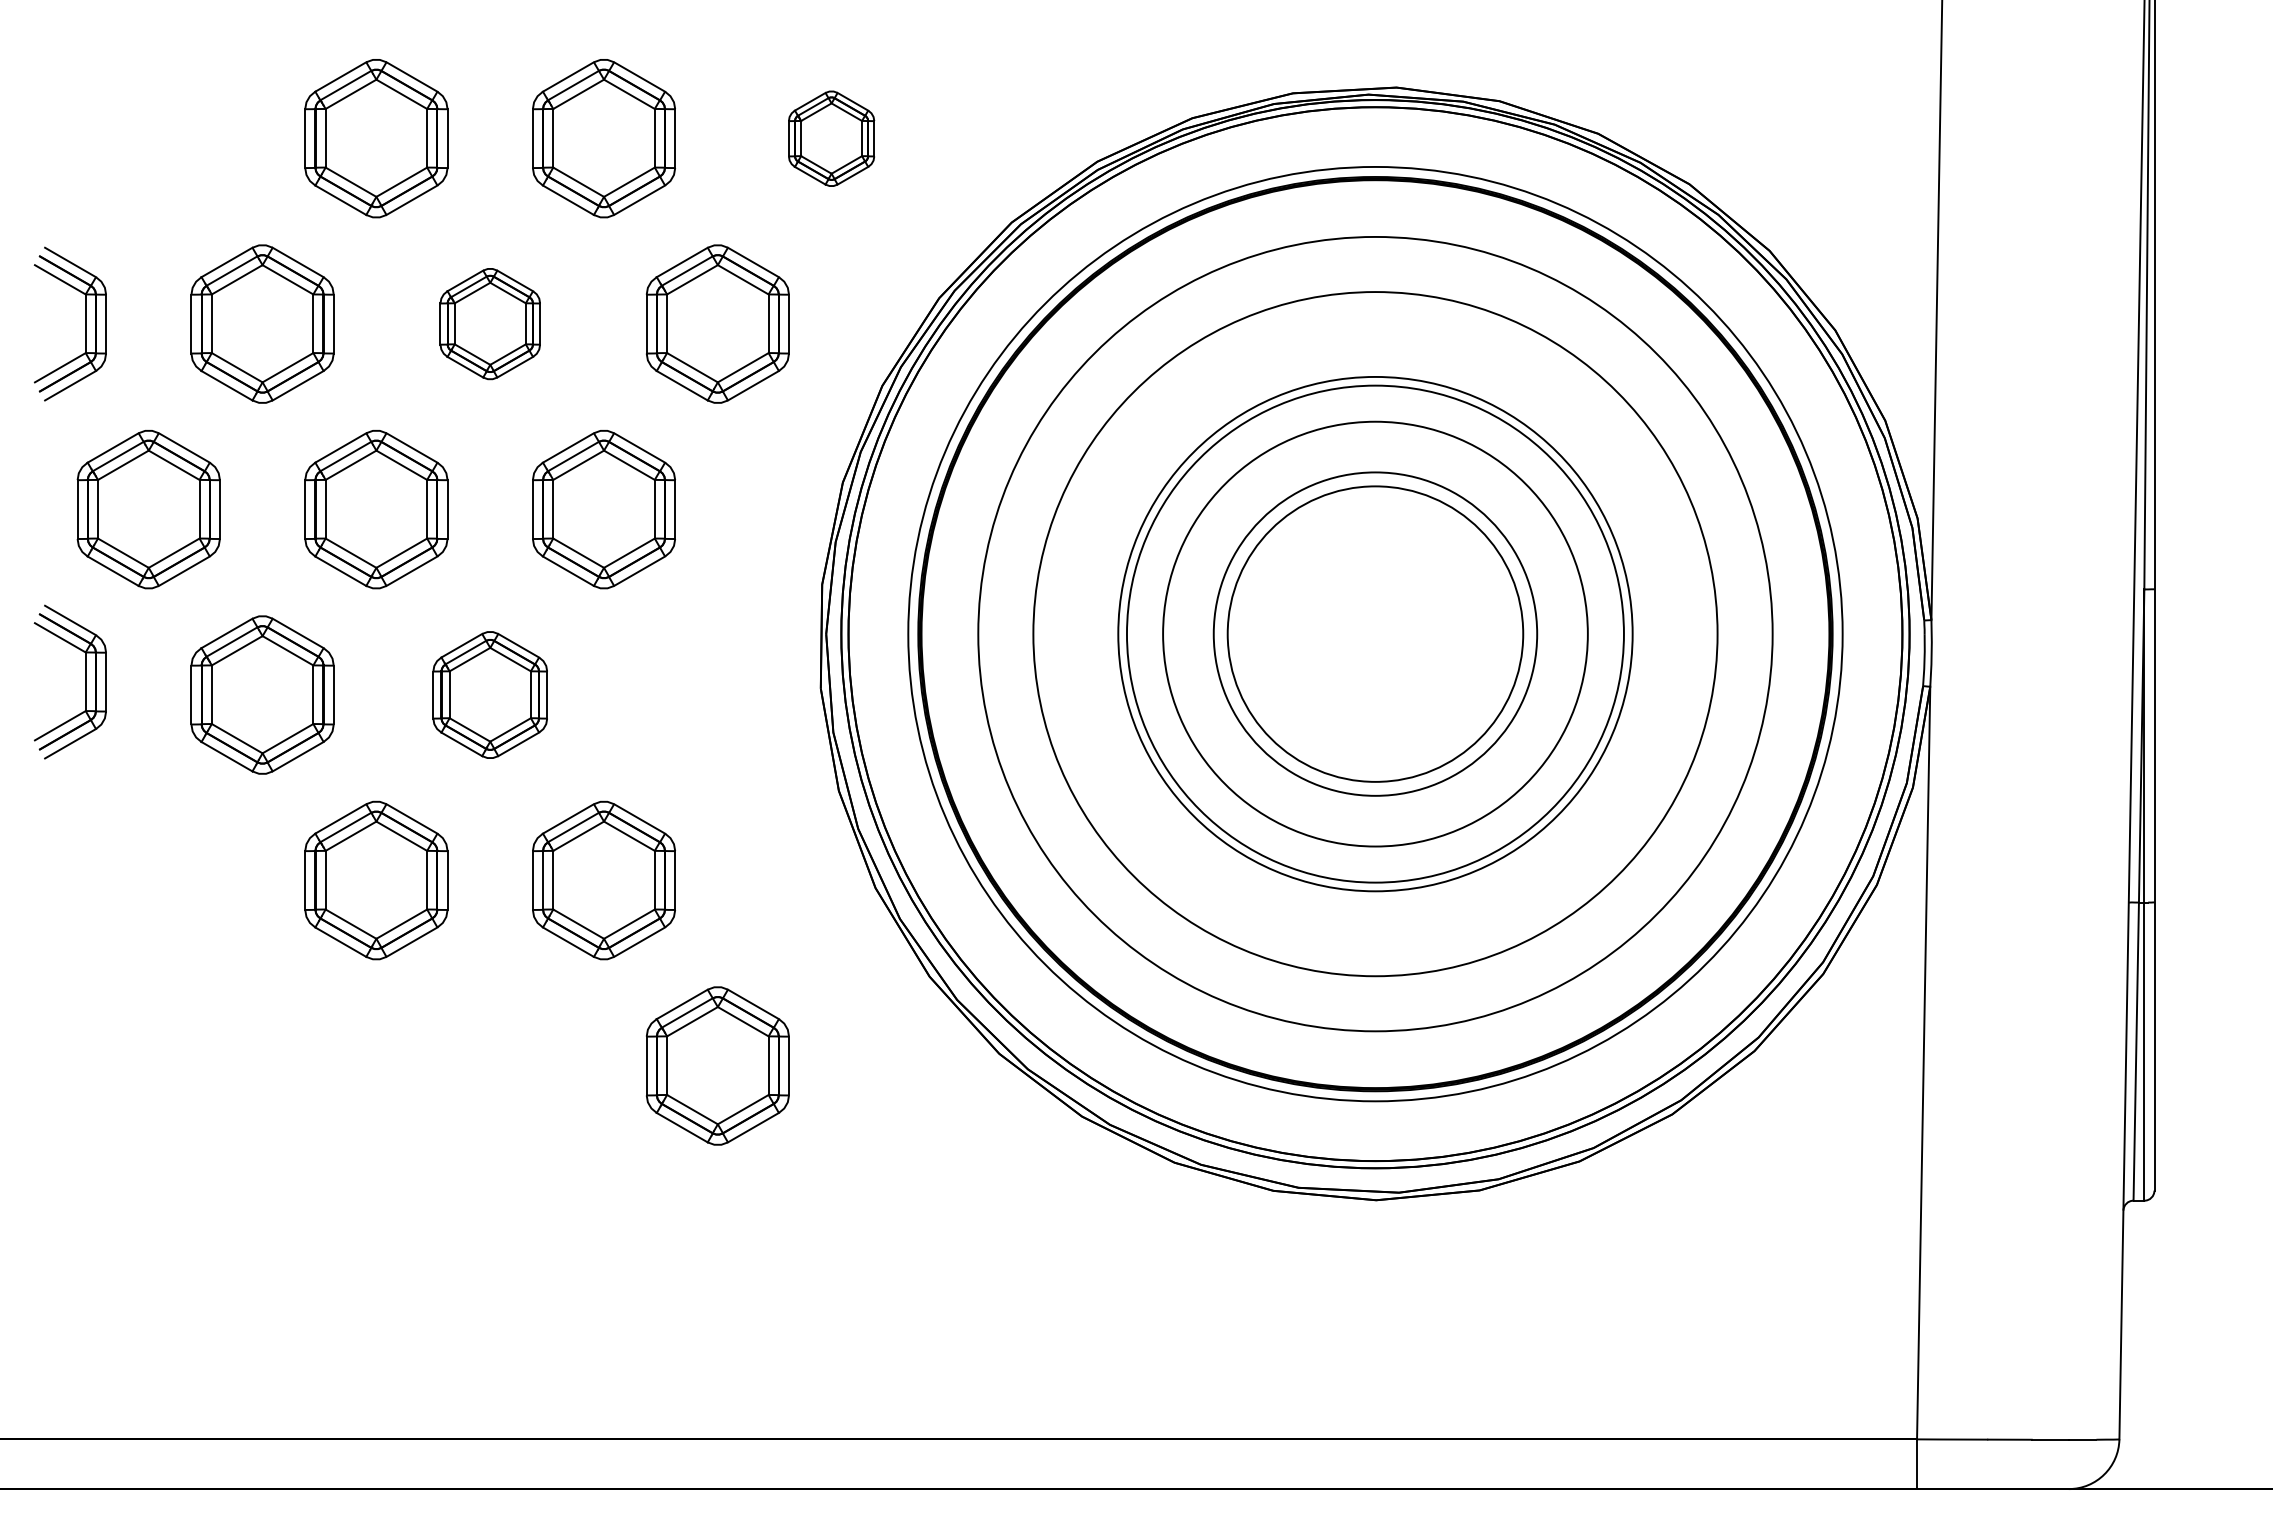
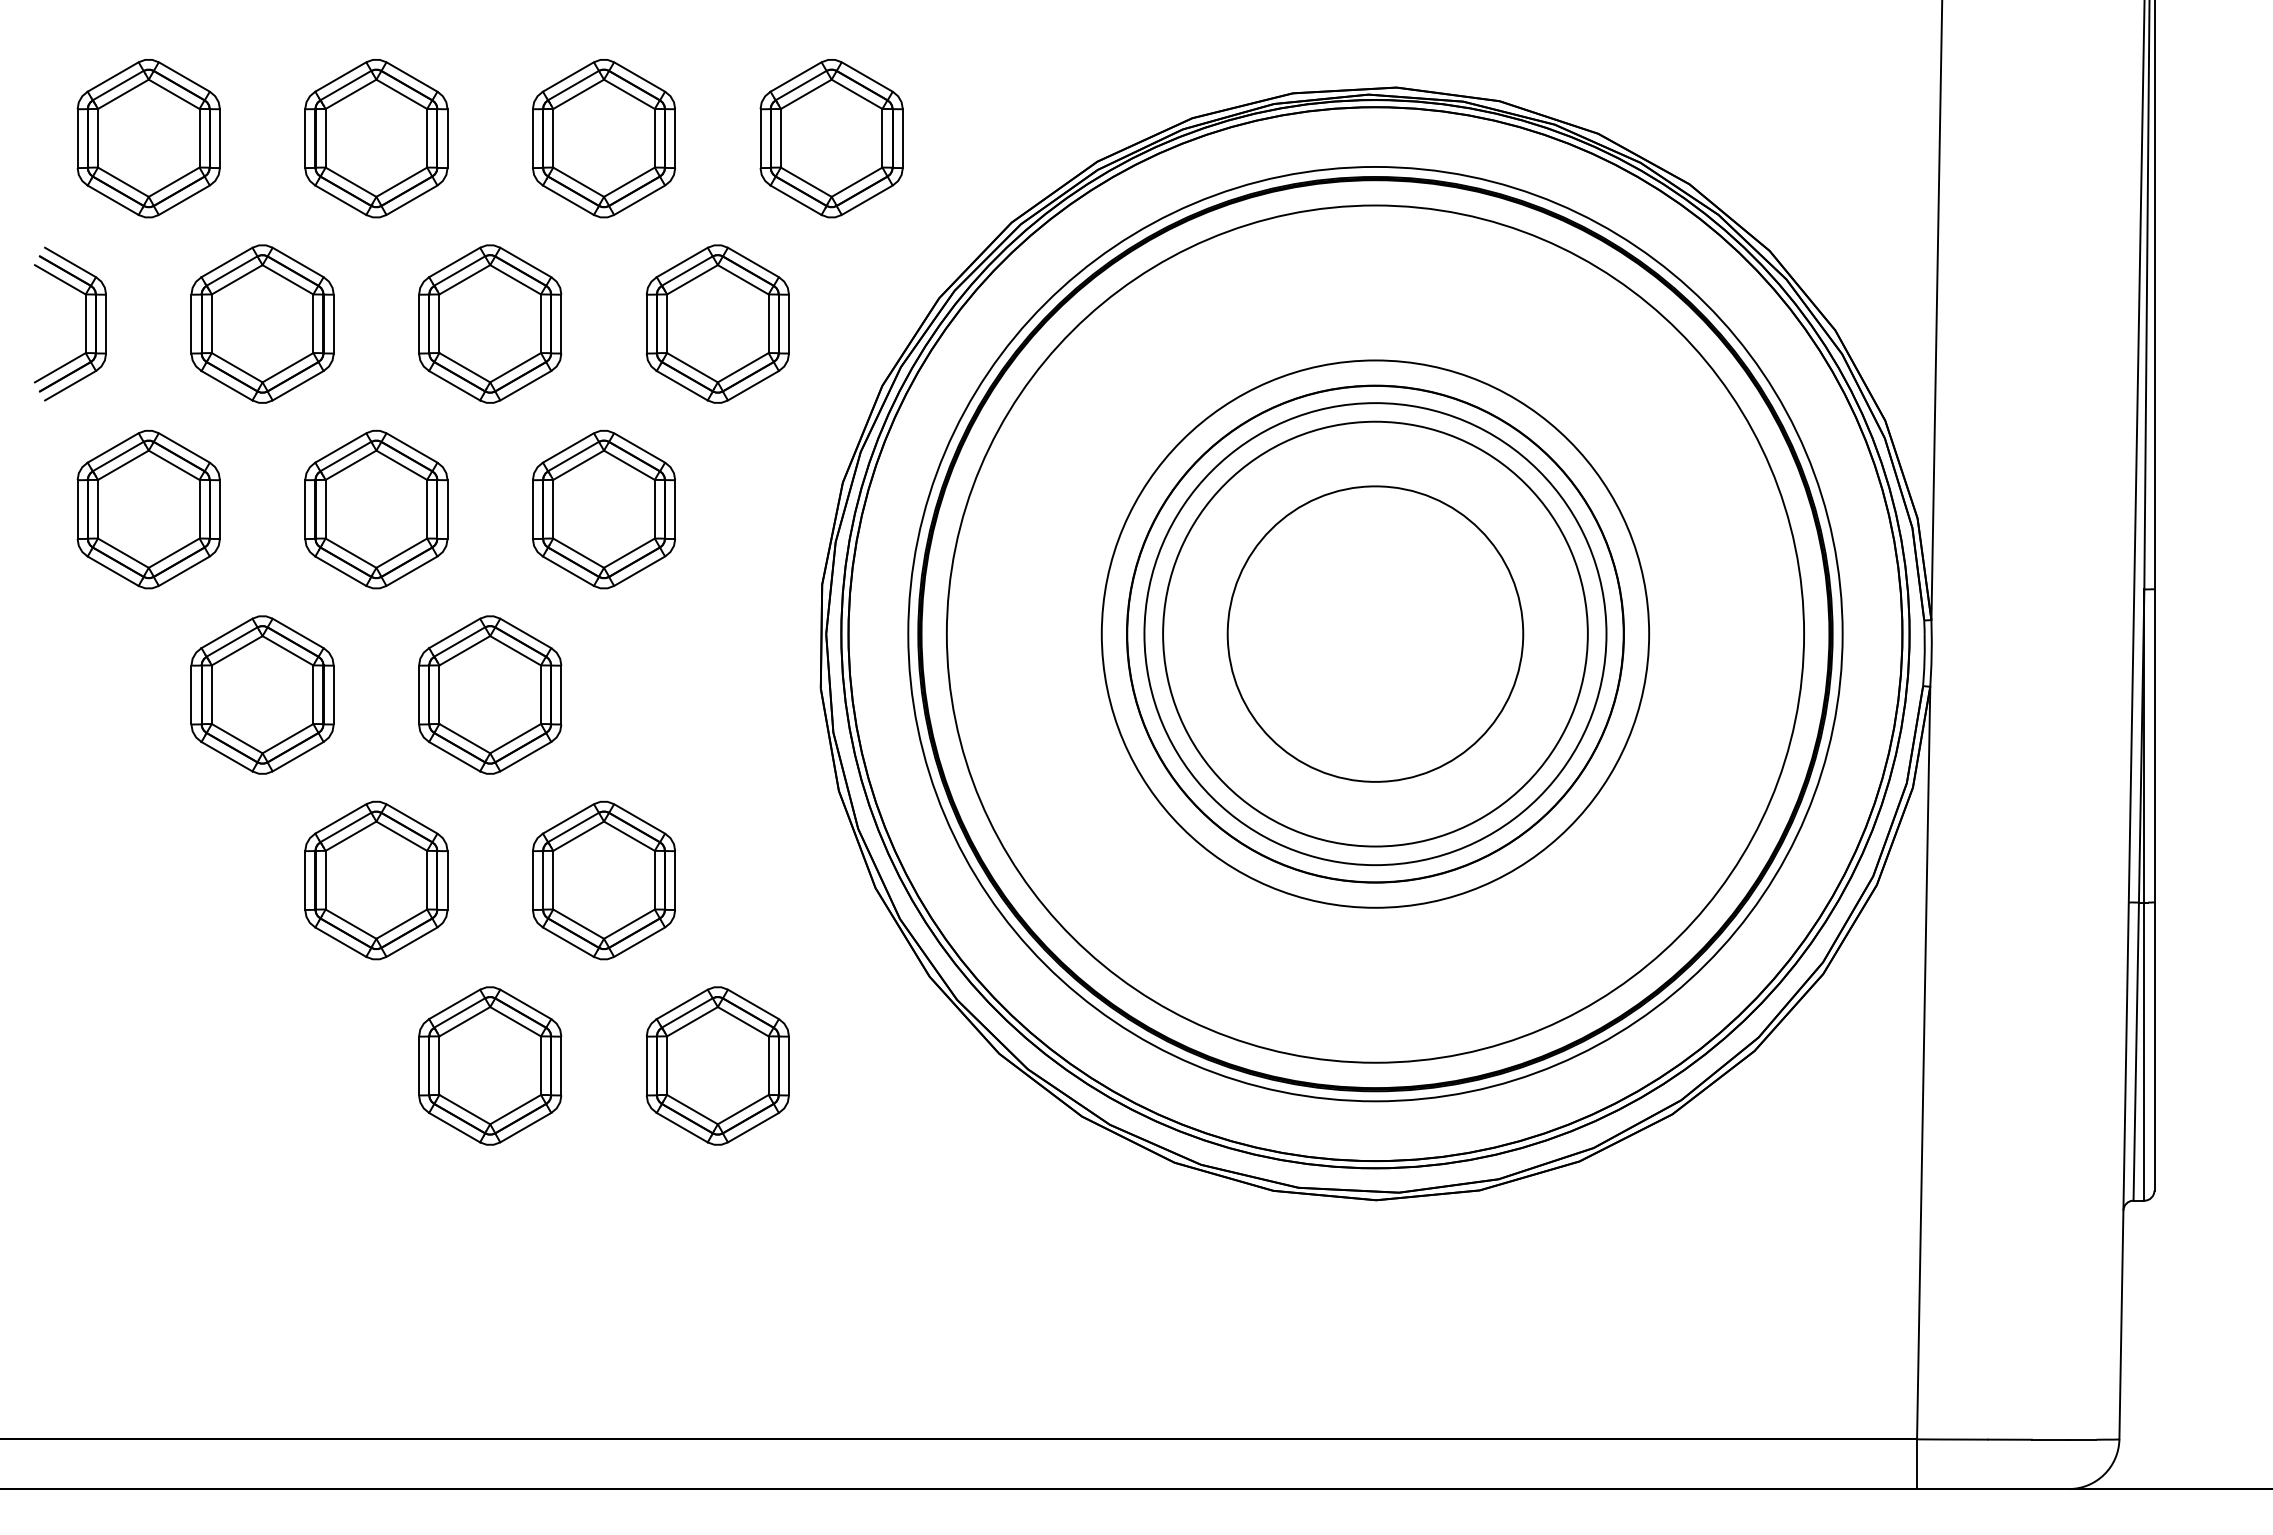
part: none -> present (148, 138)
part size: 88x97 px -> 145x160 px (831, 138)
part size: 102x113 px -> 145x160 px (490, 323)
circle diameter: 323 px -> 462 px (1375, 634)
circle diameter: 514 px -> 857 px (1375, 633)
circle diameter: 794 px -> 496 px (1375, 633)
circle diameter: 684 px -> 547 px (1375, 633)
part: present -> none (85, 681)
part size: 116x128 px -> 145x160 px (490, 694)
part: none -> present (490, 1065)
